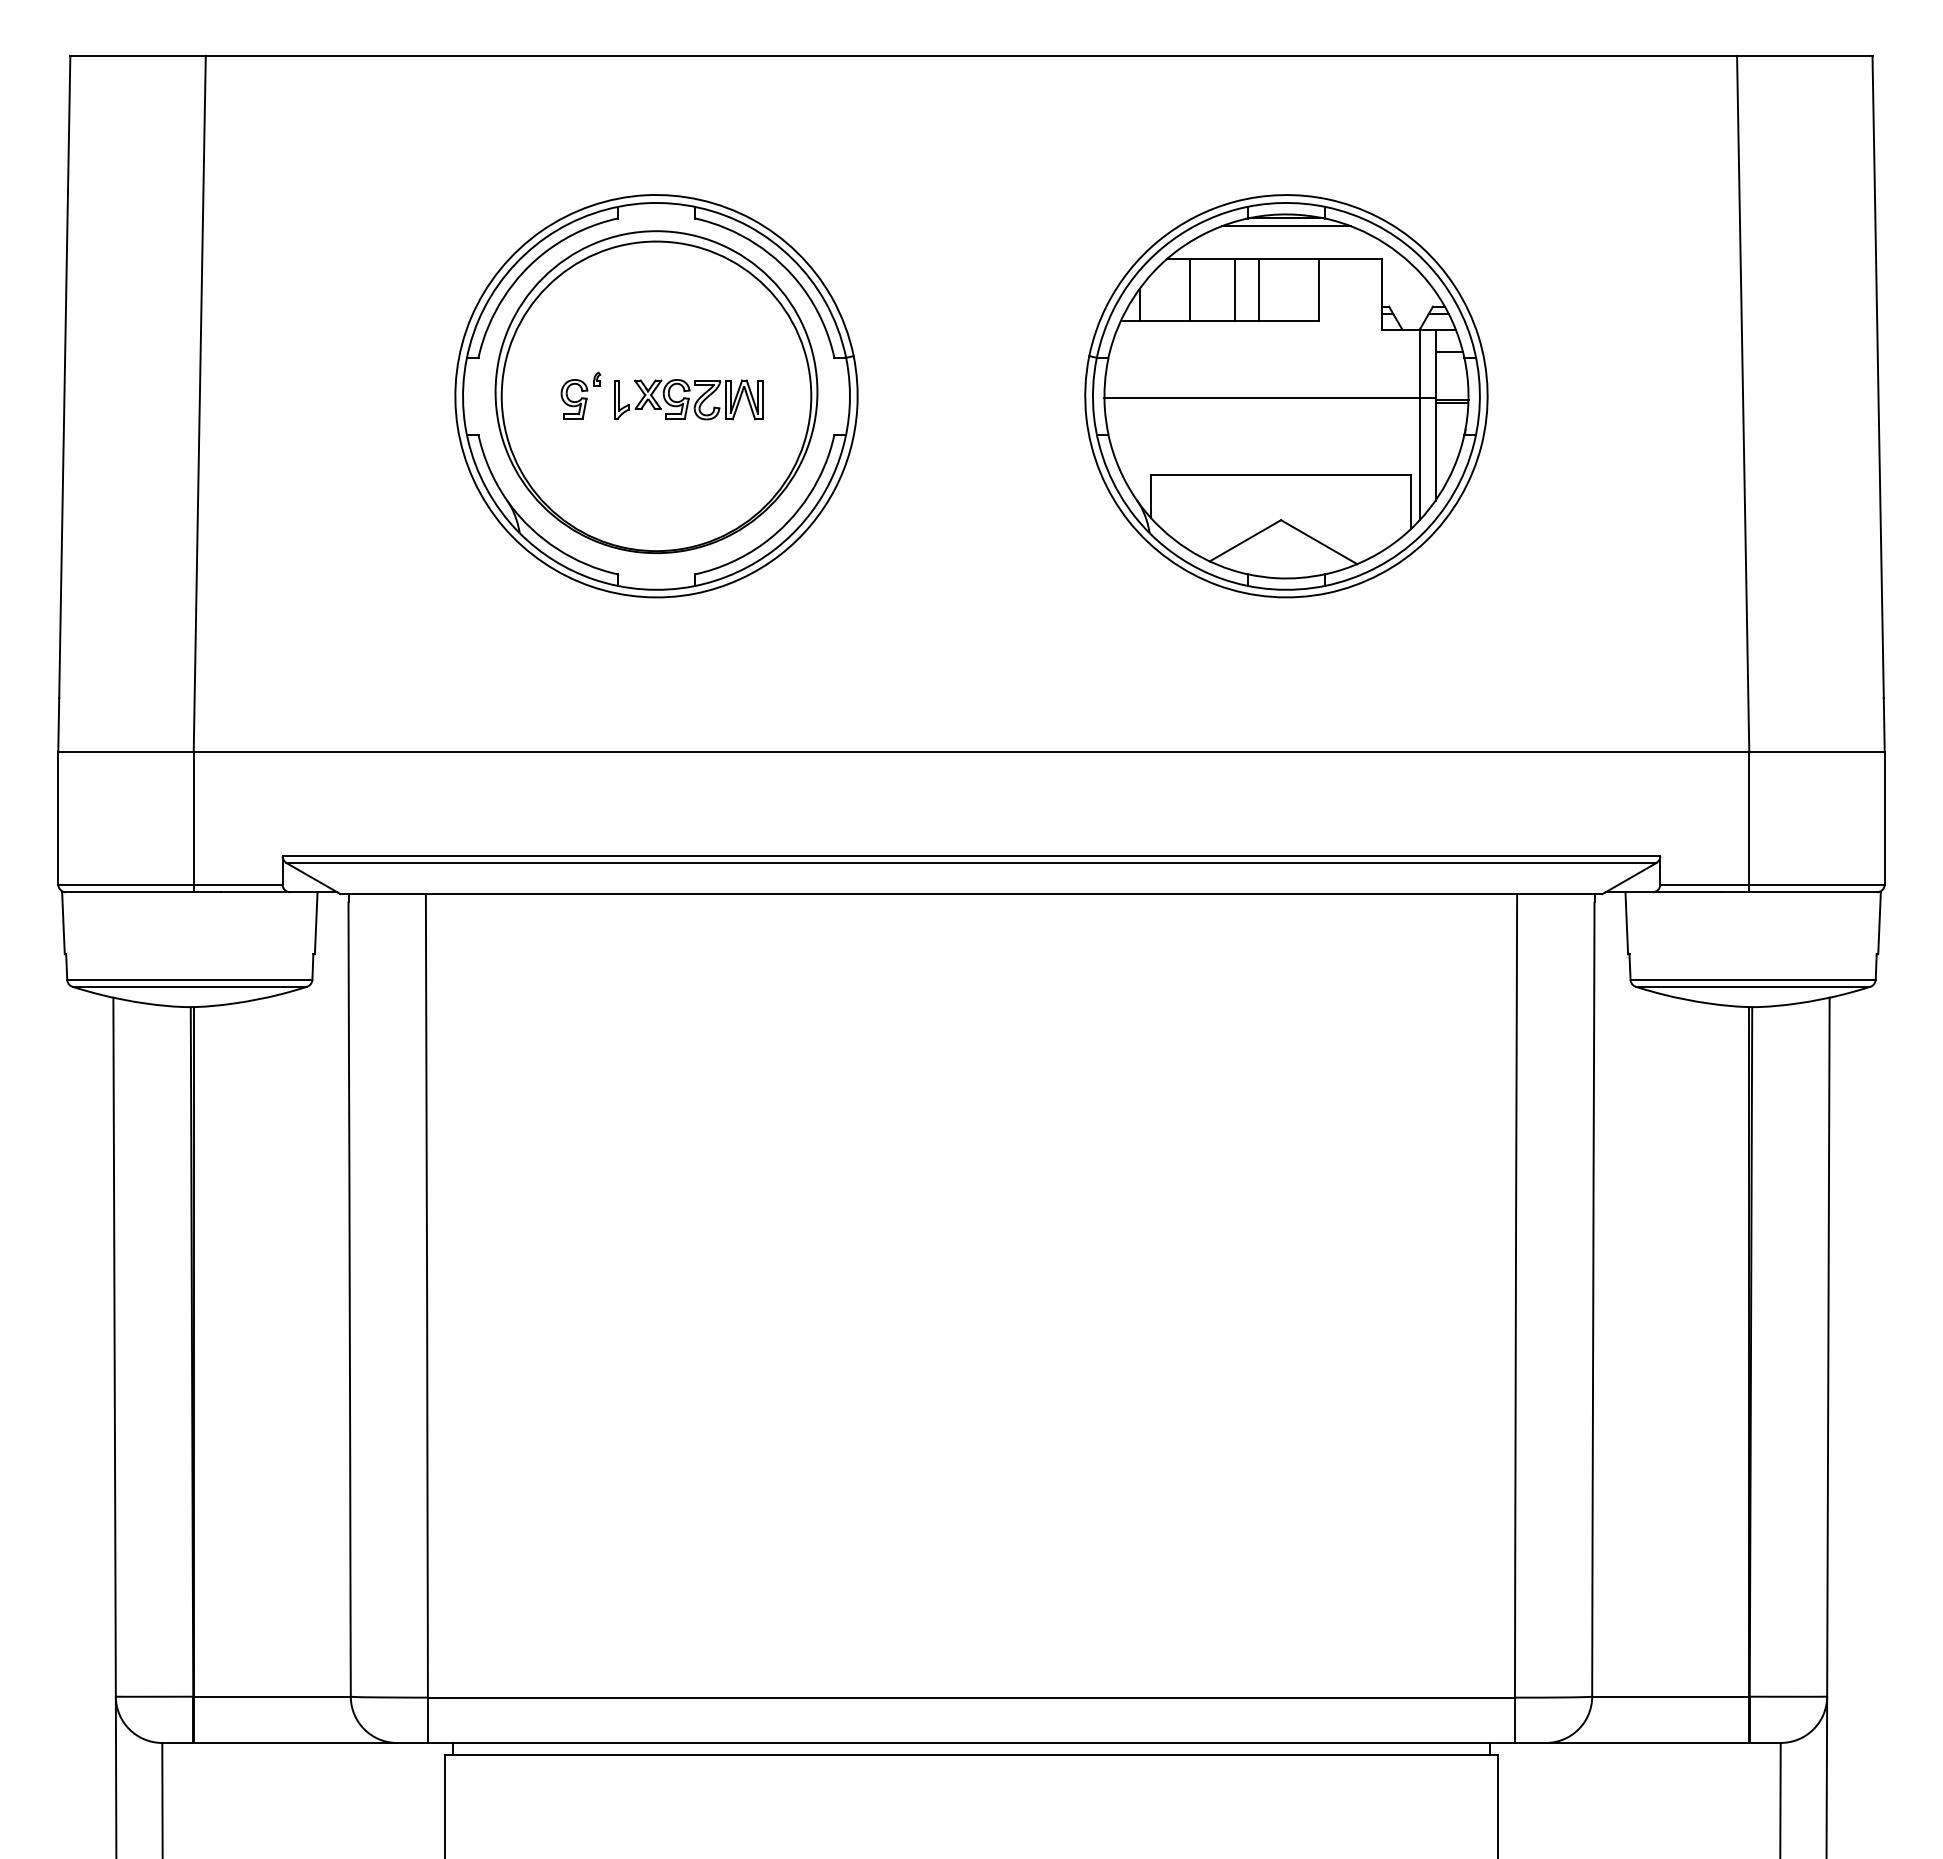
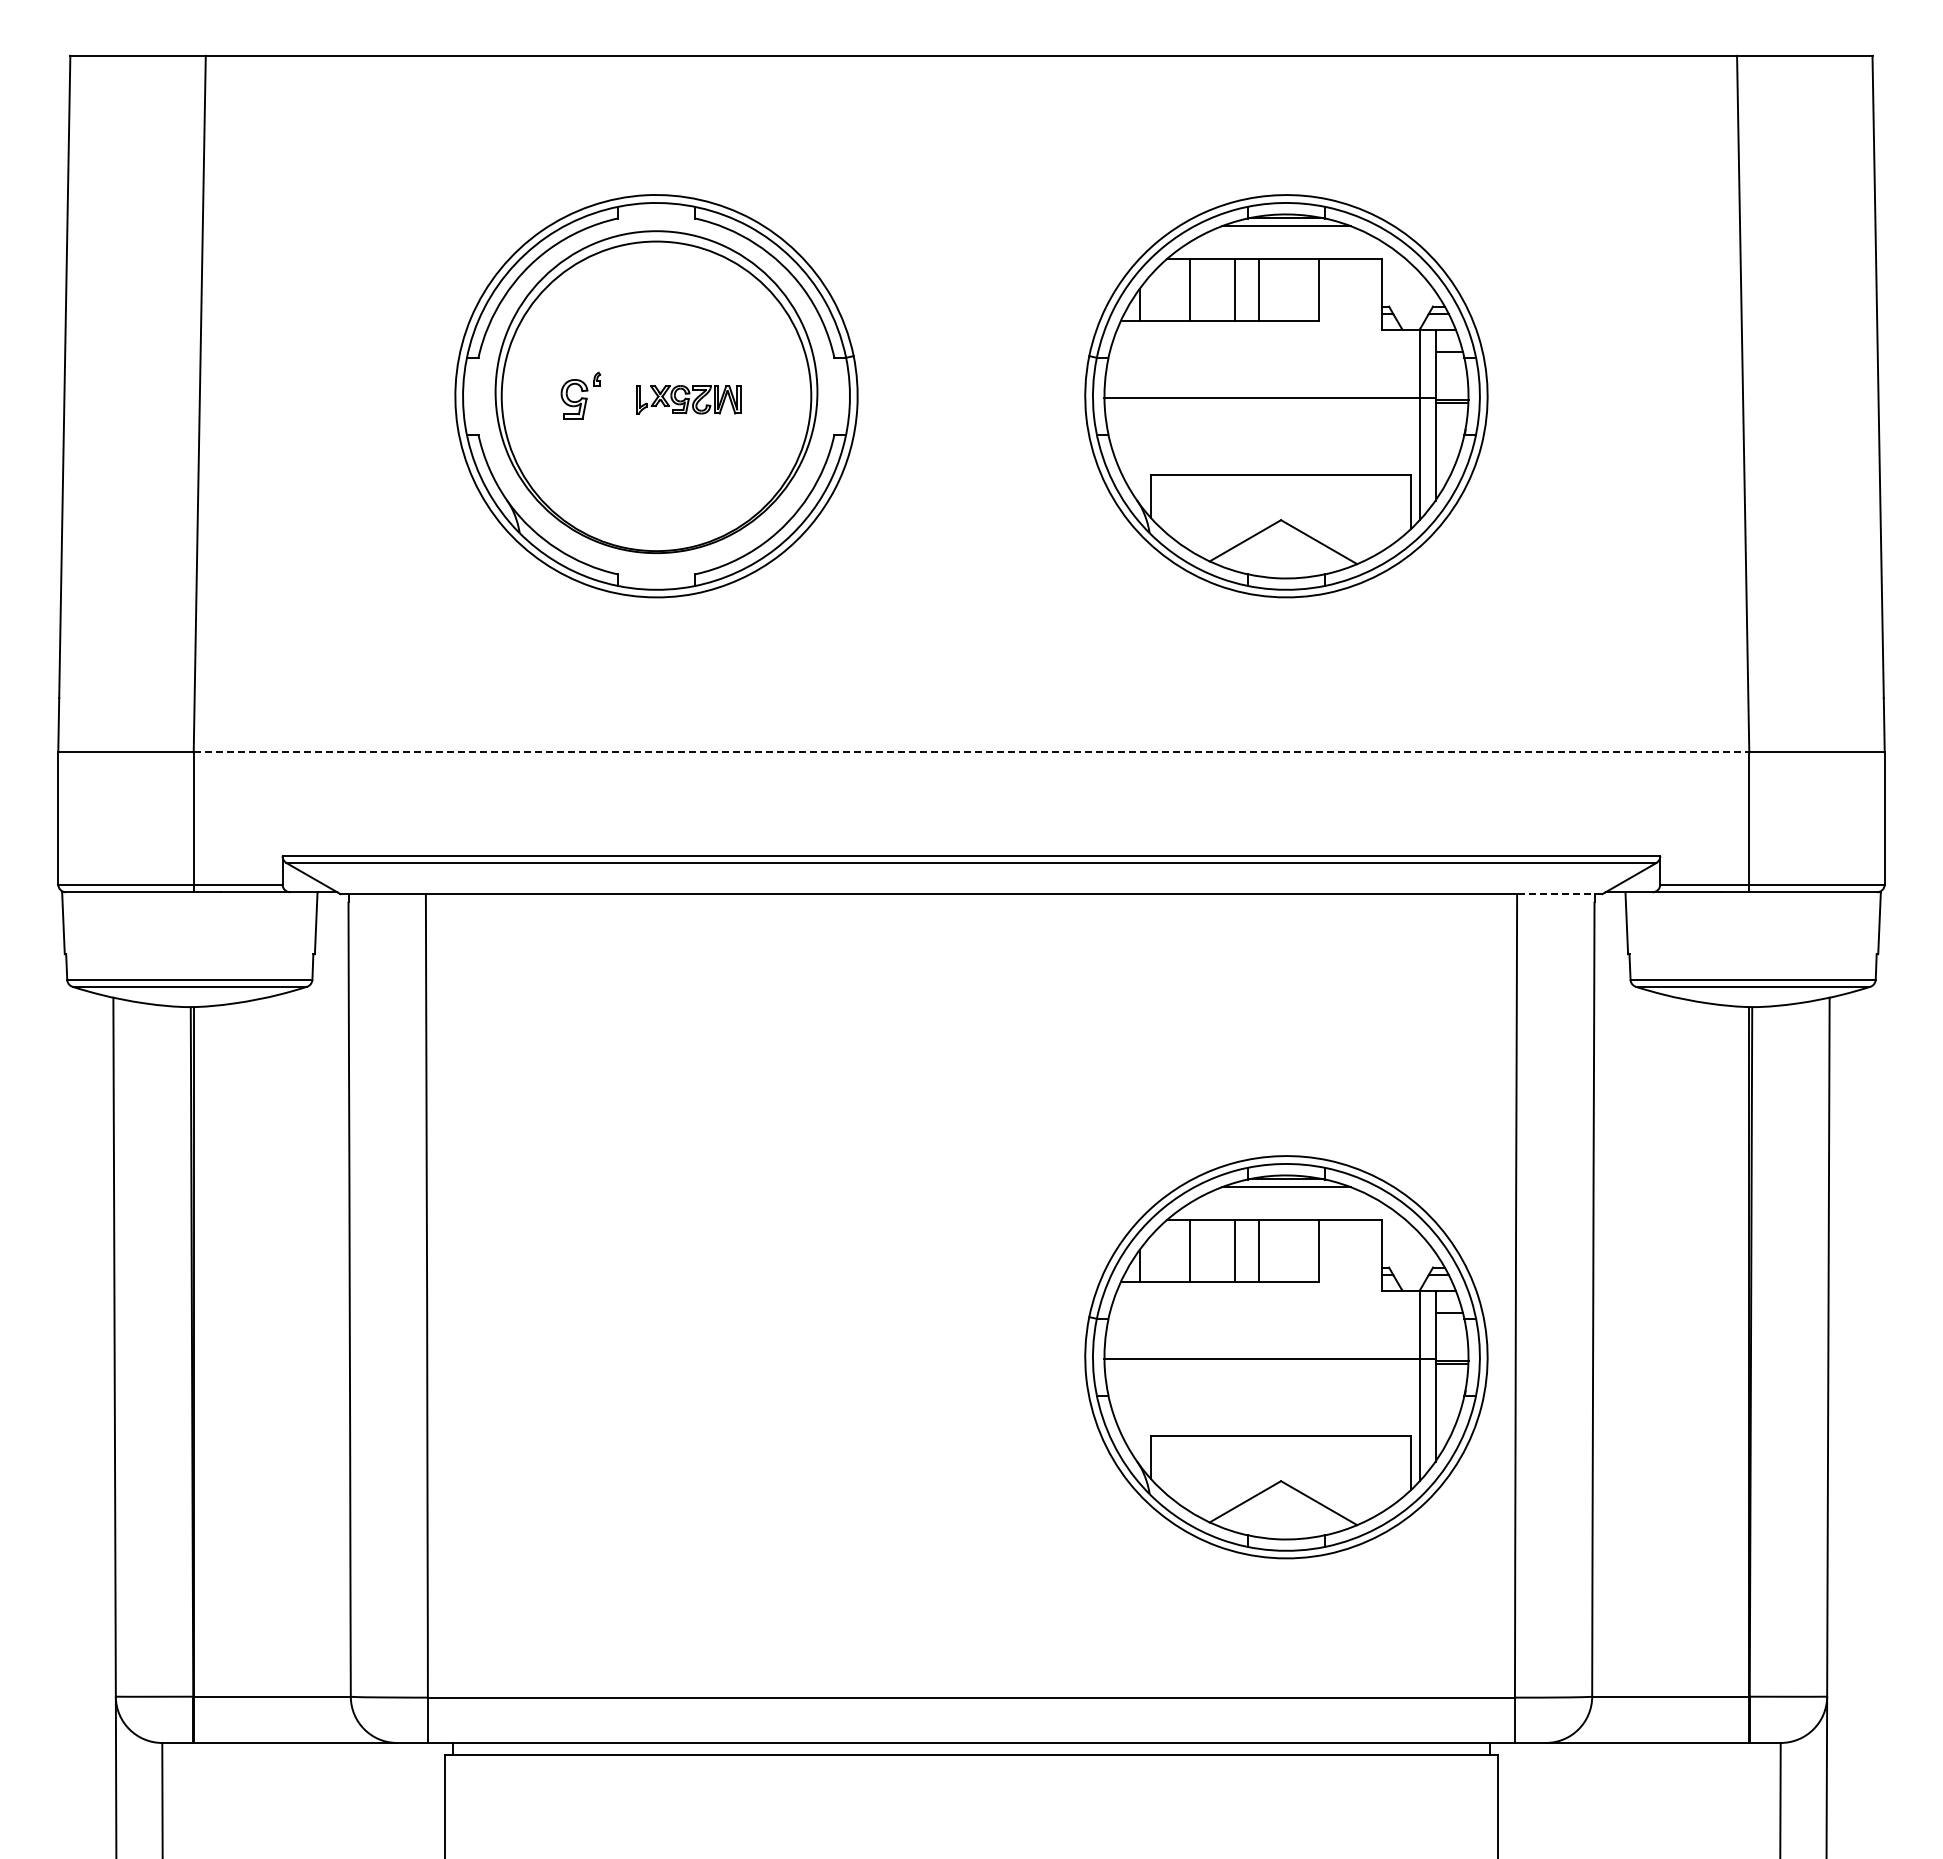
part size: 150x42 px -> 106x30 px (688, 399)
line: solid -> dashed (971, 752)
line: solid -> dashed (1559, 894)
part: none -> present (1286, 1357)
